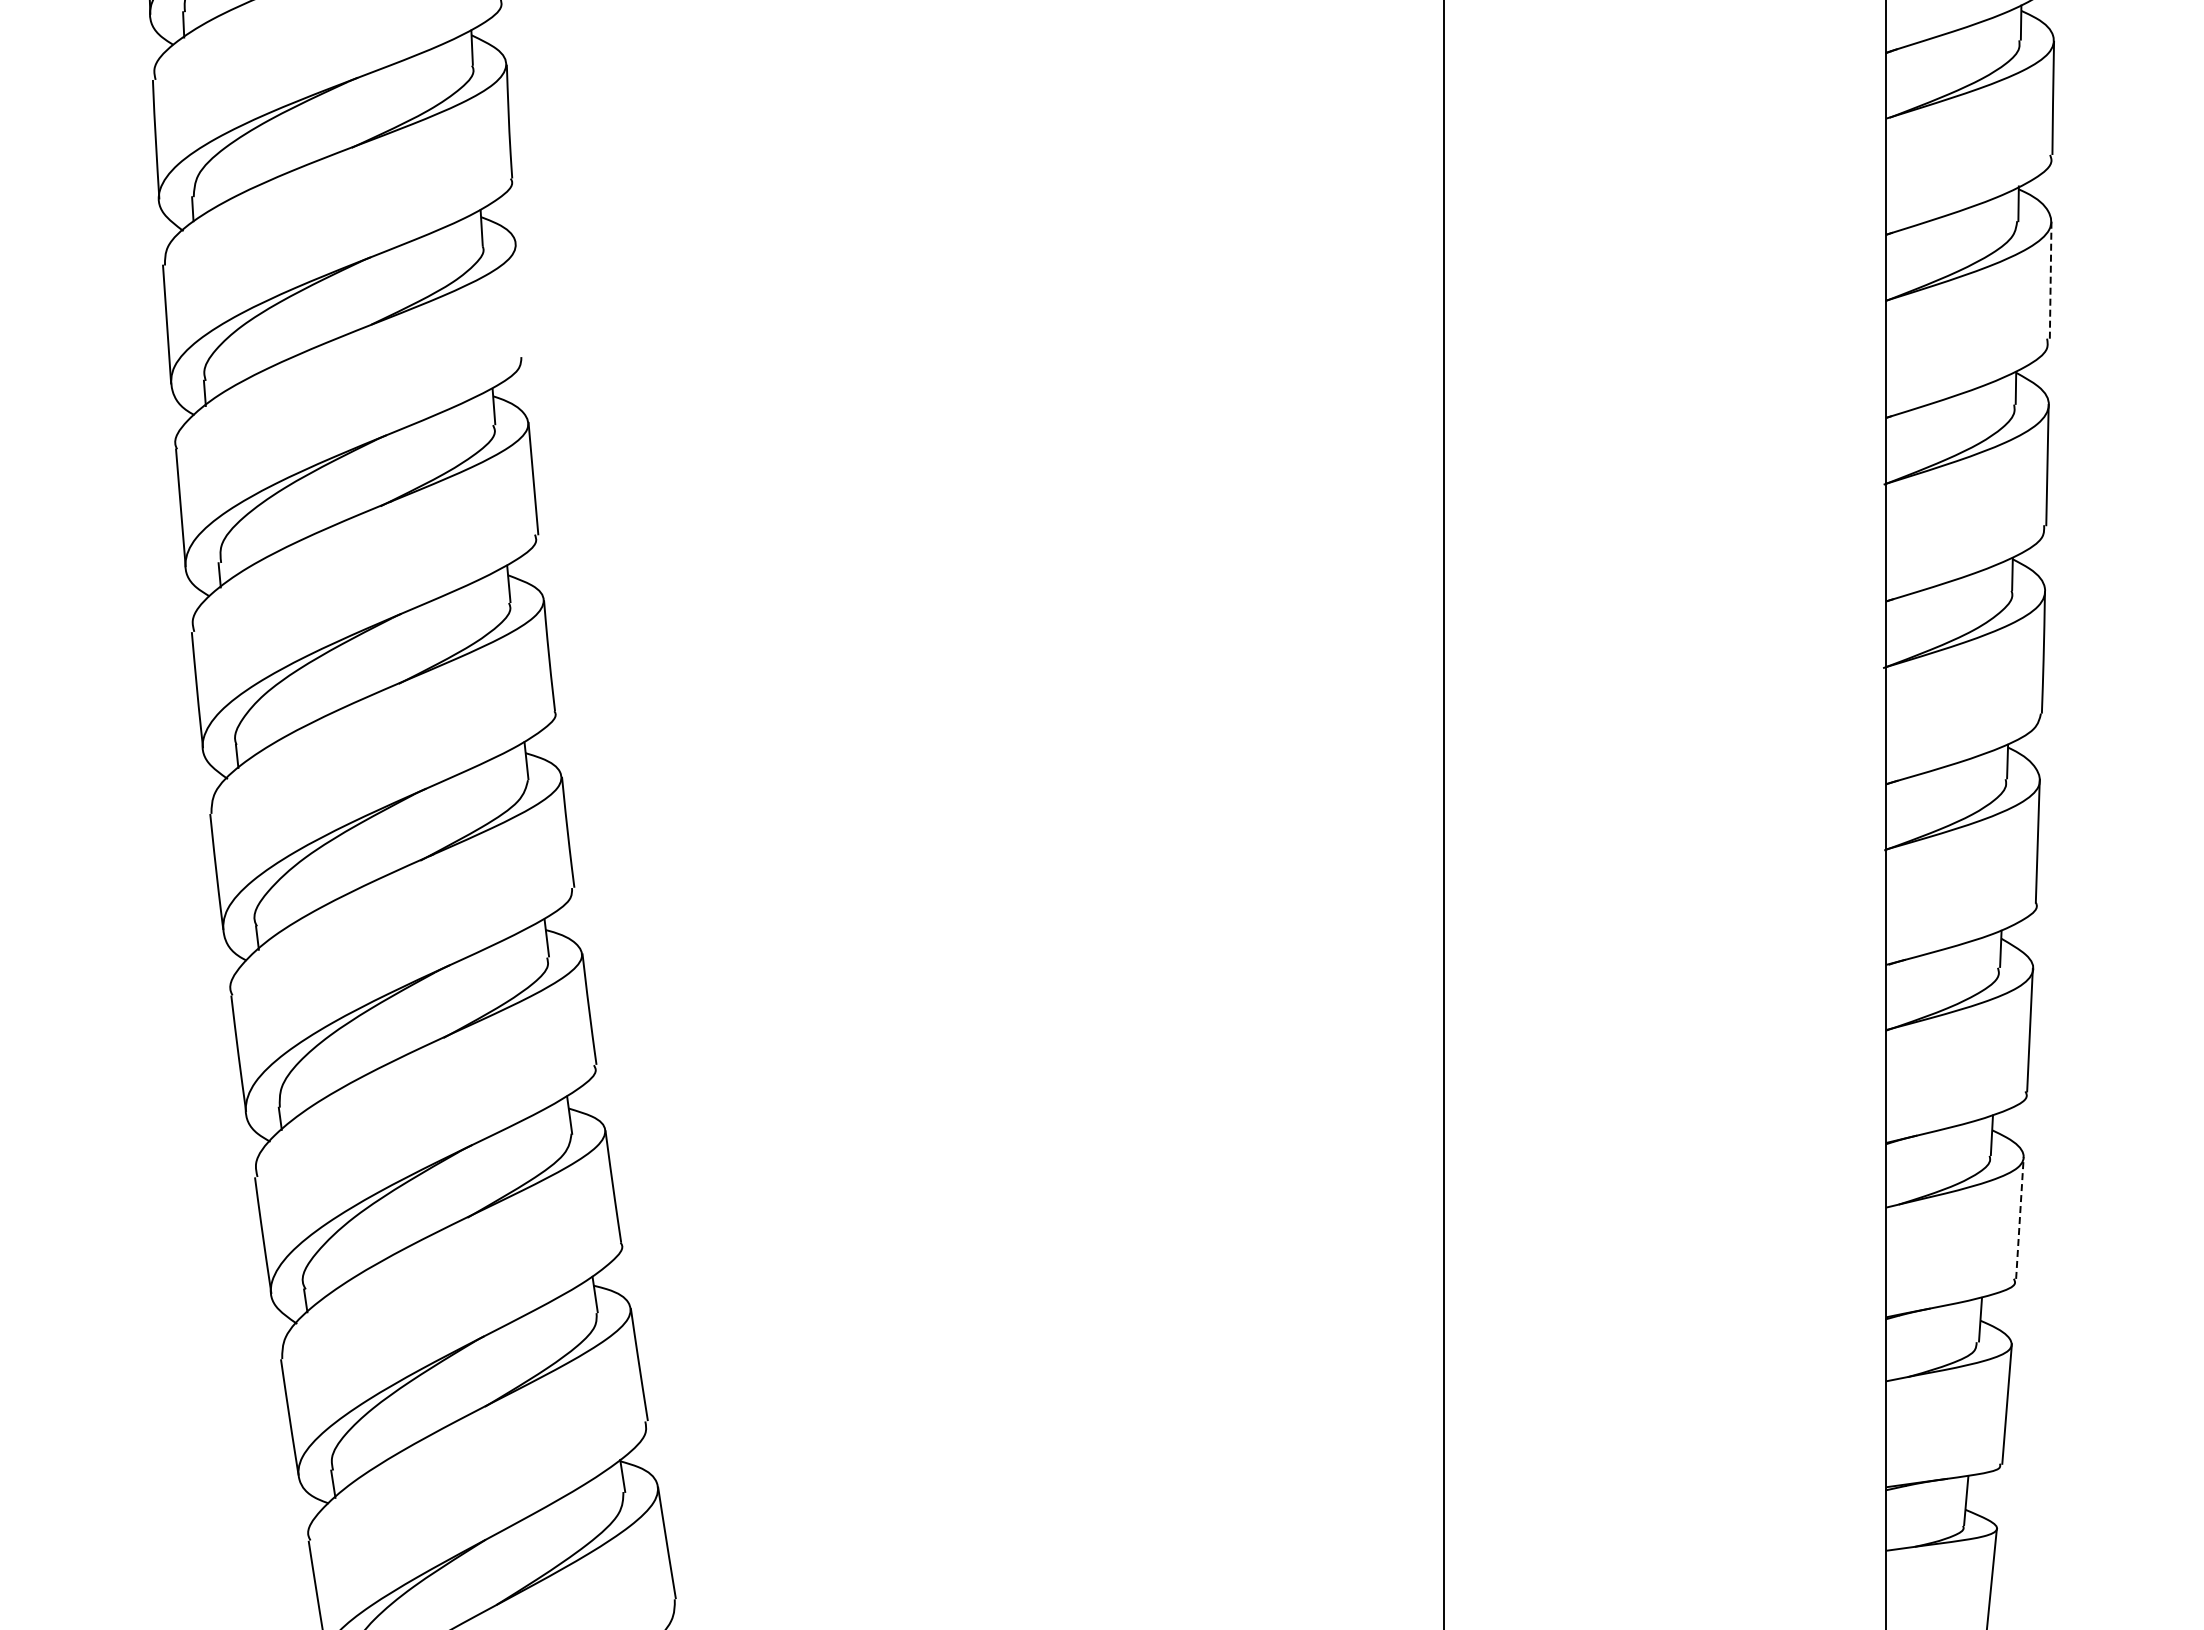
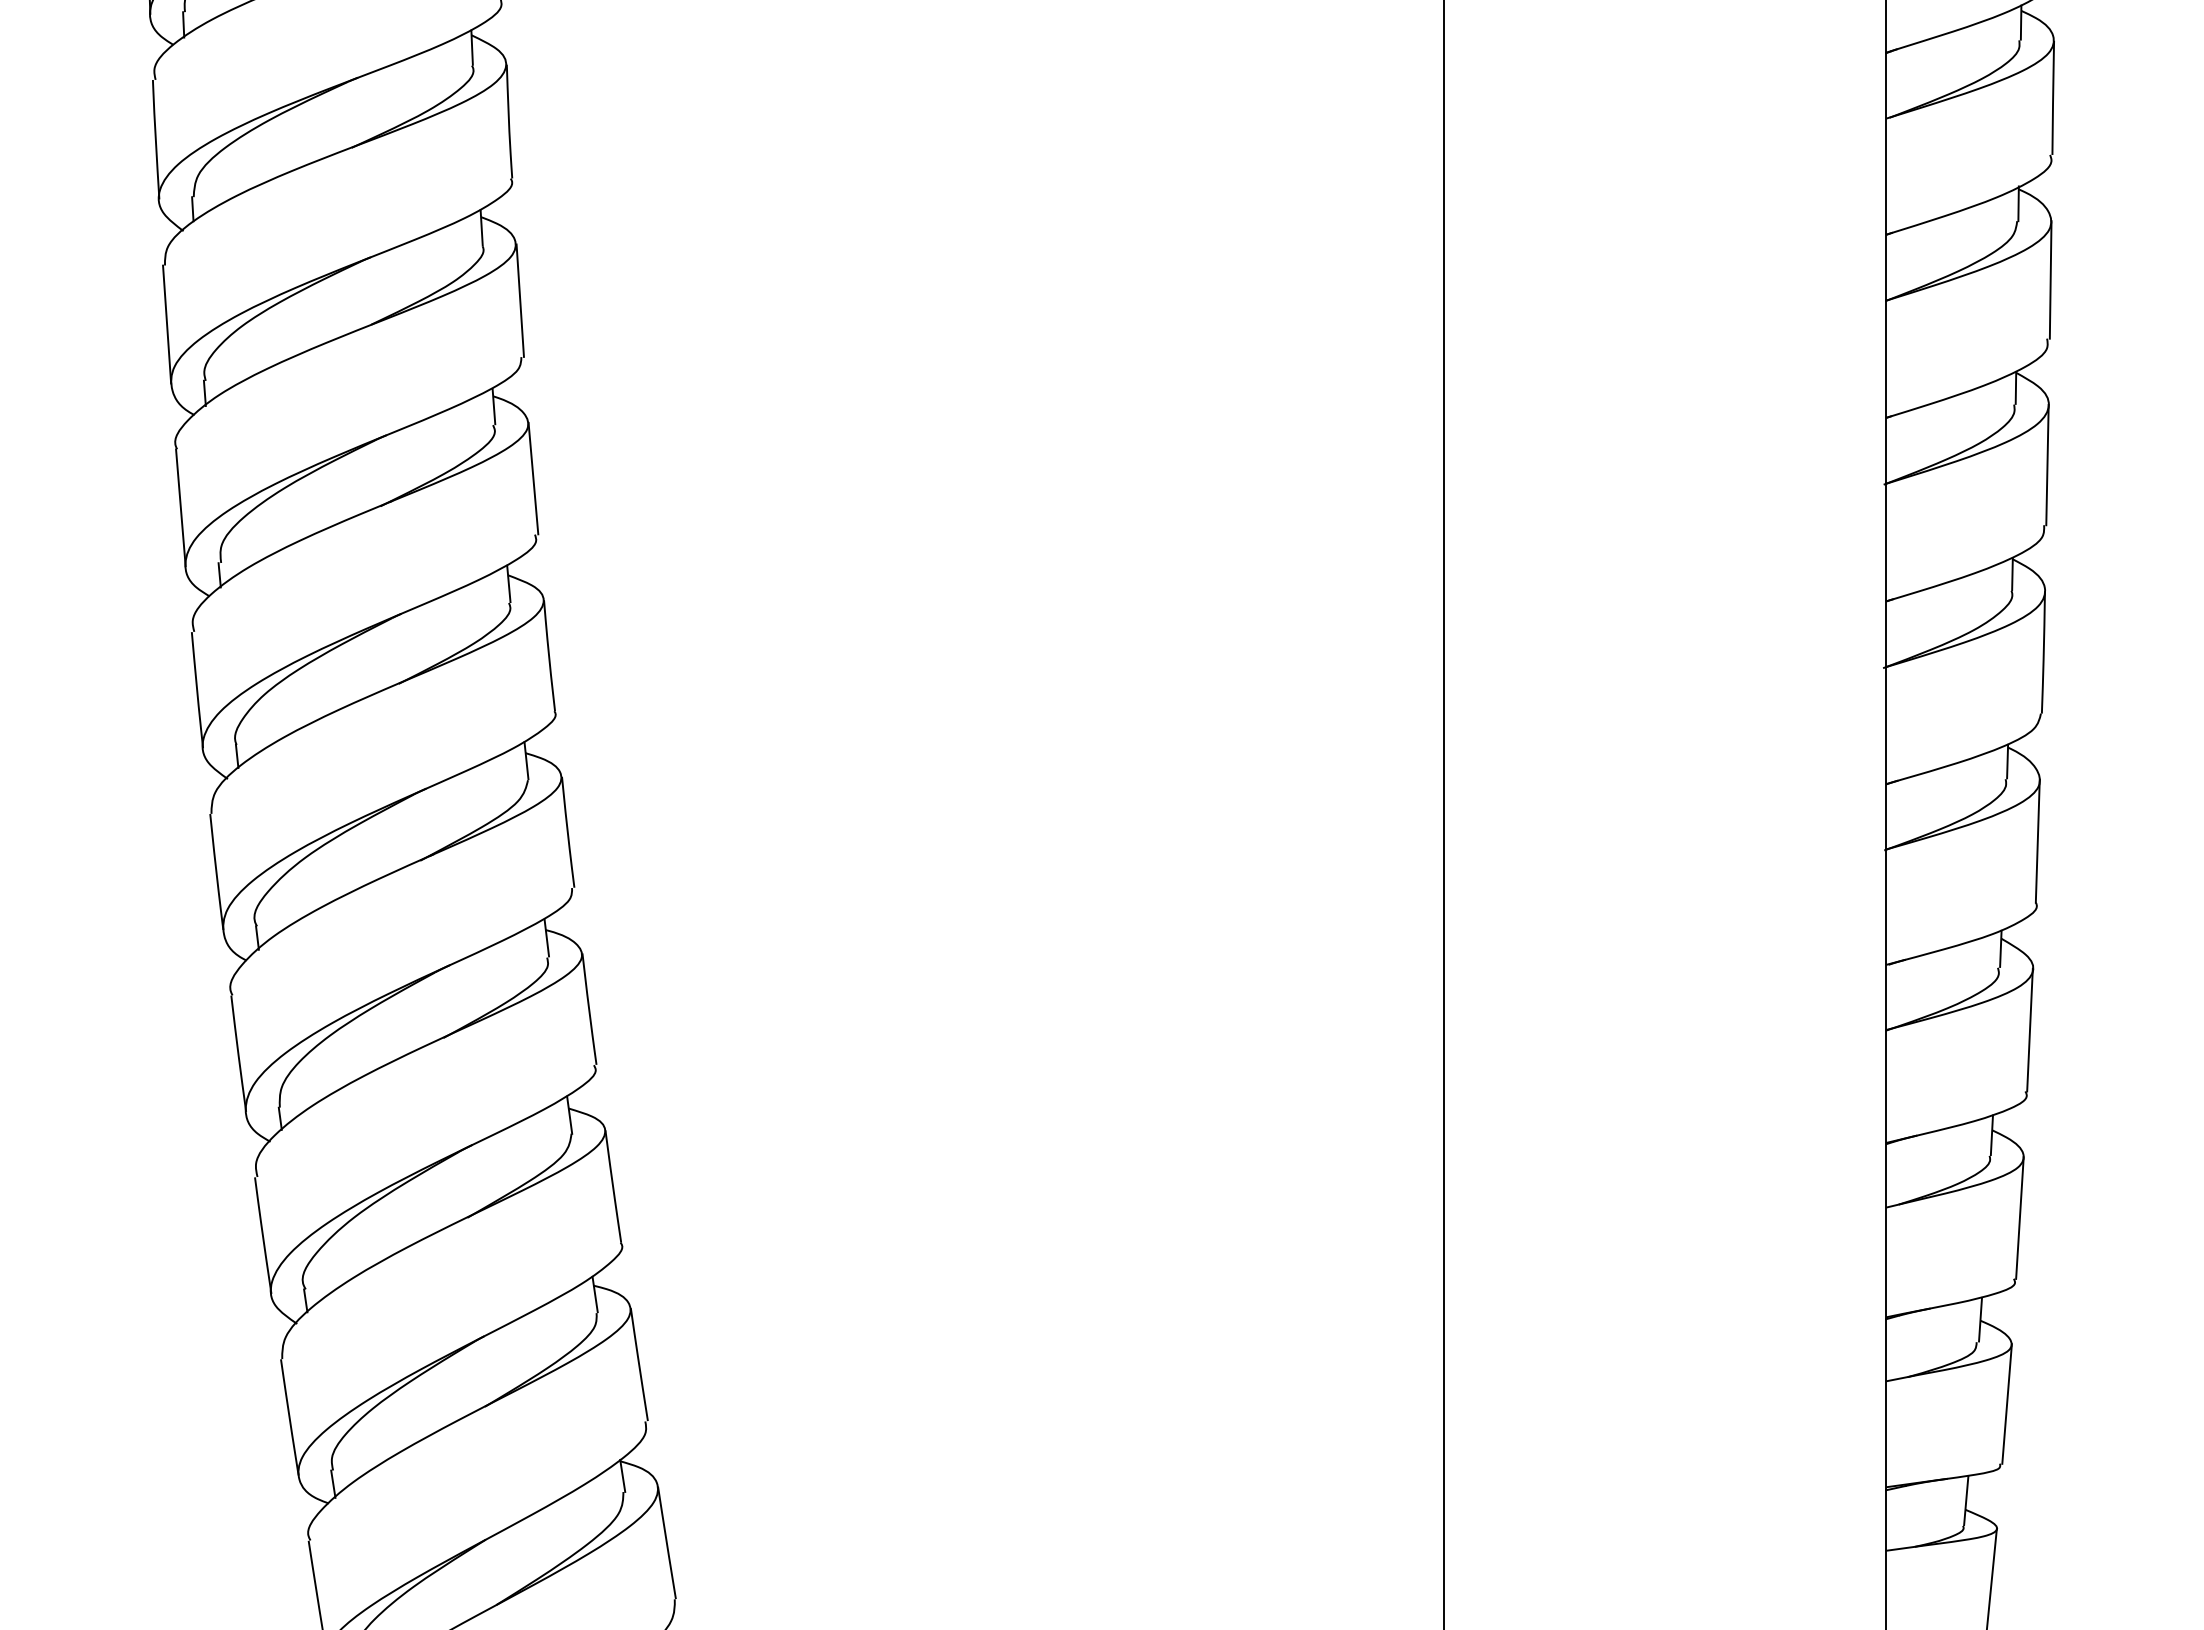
line: dashed -> solid (2050, 279)
line: none -> present (519, 300)
line: dashed -> solid (2019, 1218)
